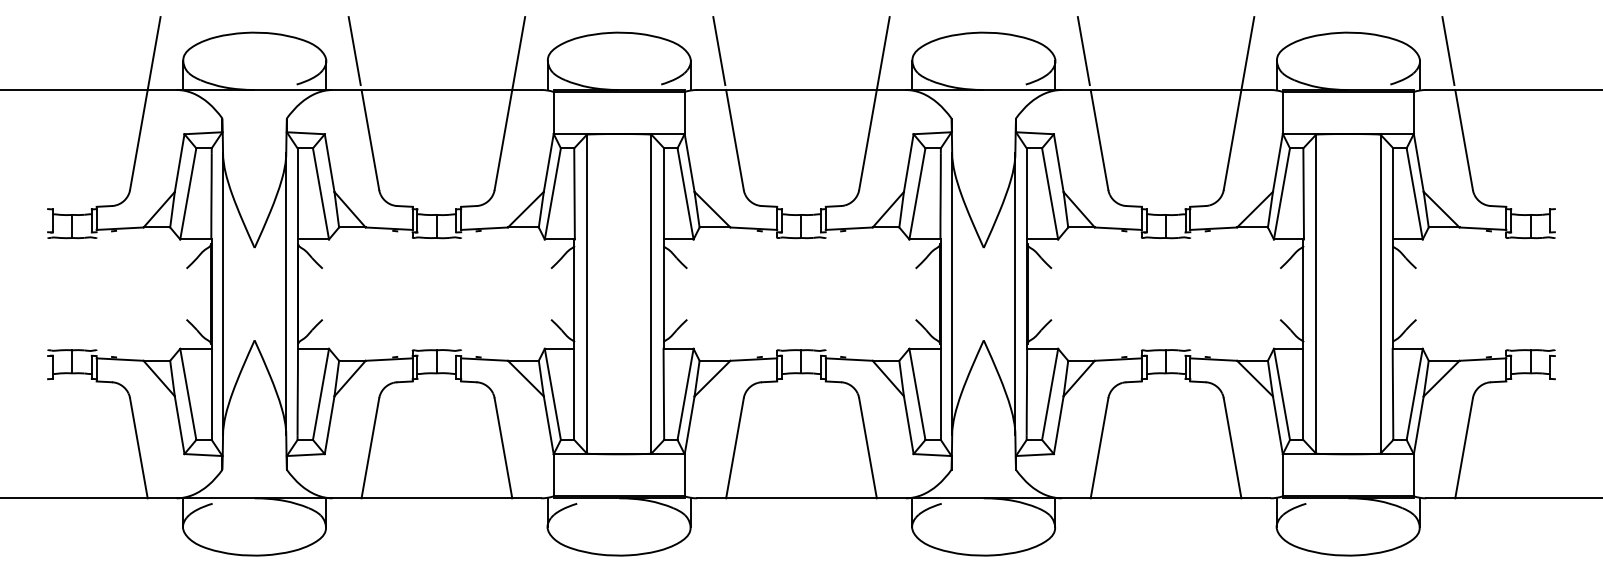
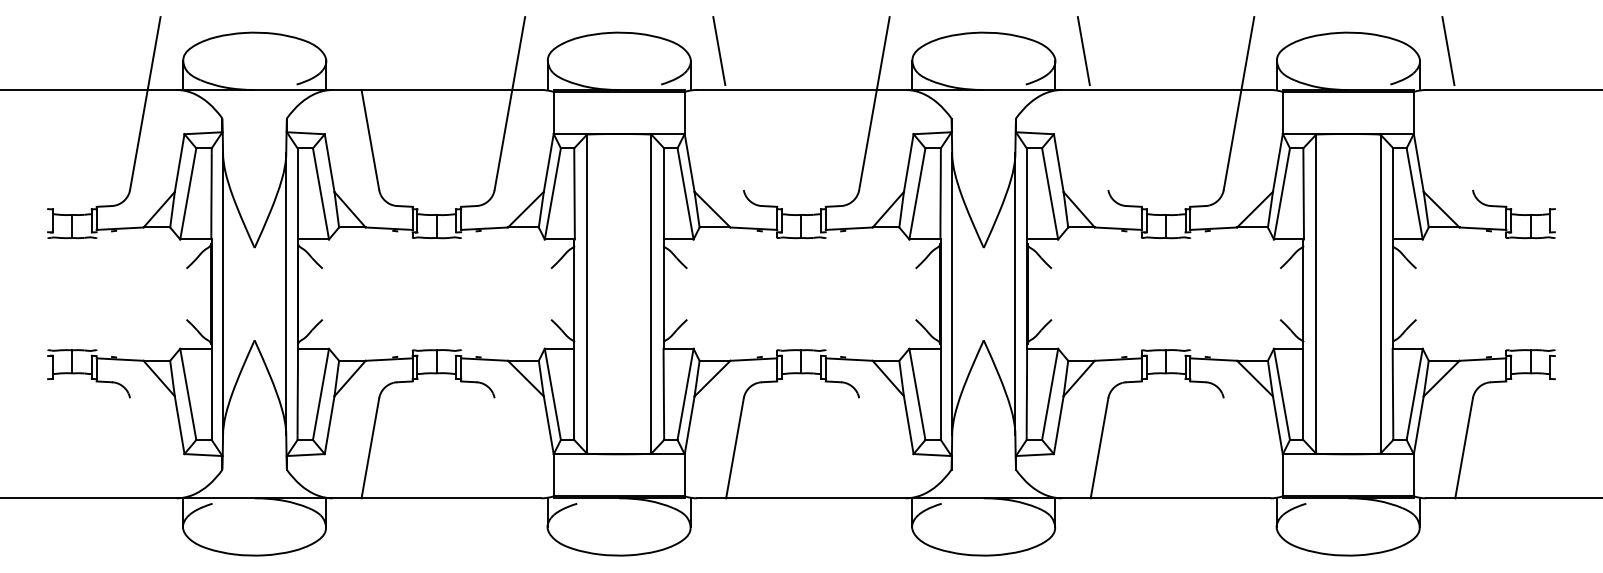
line: present -> none (354, 51)
line: present -> none (734, 139)
line: present -> none (1099, 139)
line: present -> none (1463, 139)
line: present -> none (138, 448)
line: present -> none (503, 448)
line: present -> none (867, 448)
line: present -> none (1232, 448)
